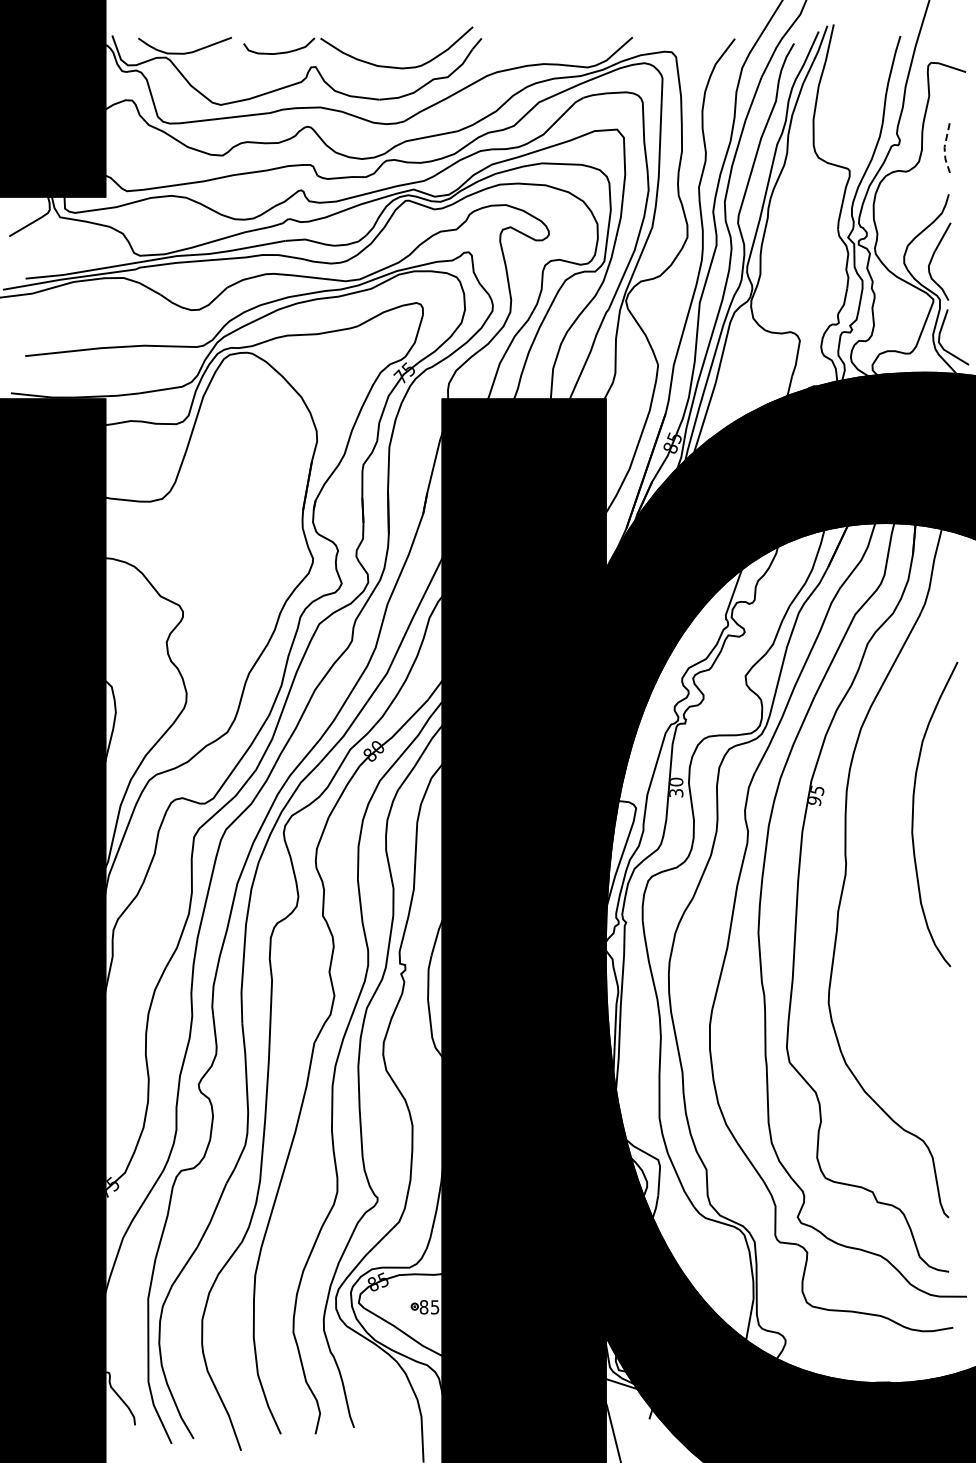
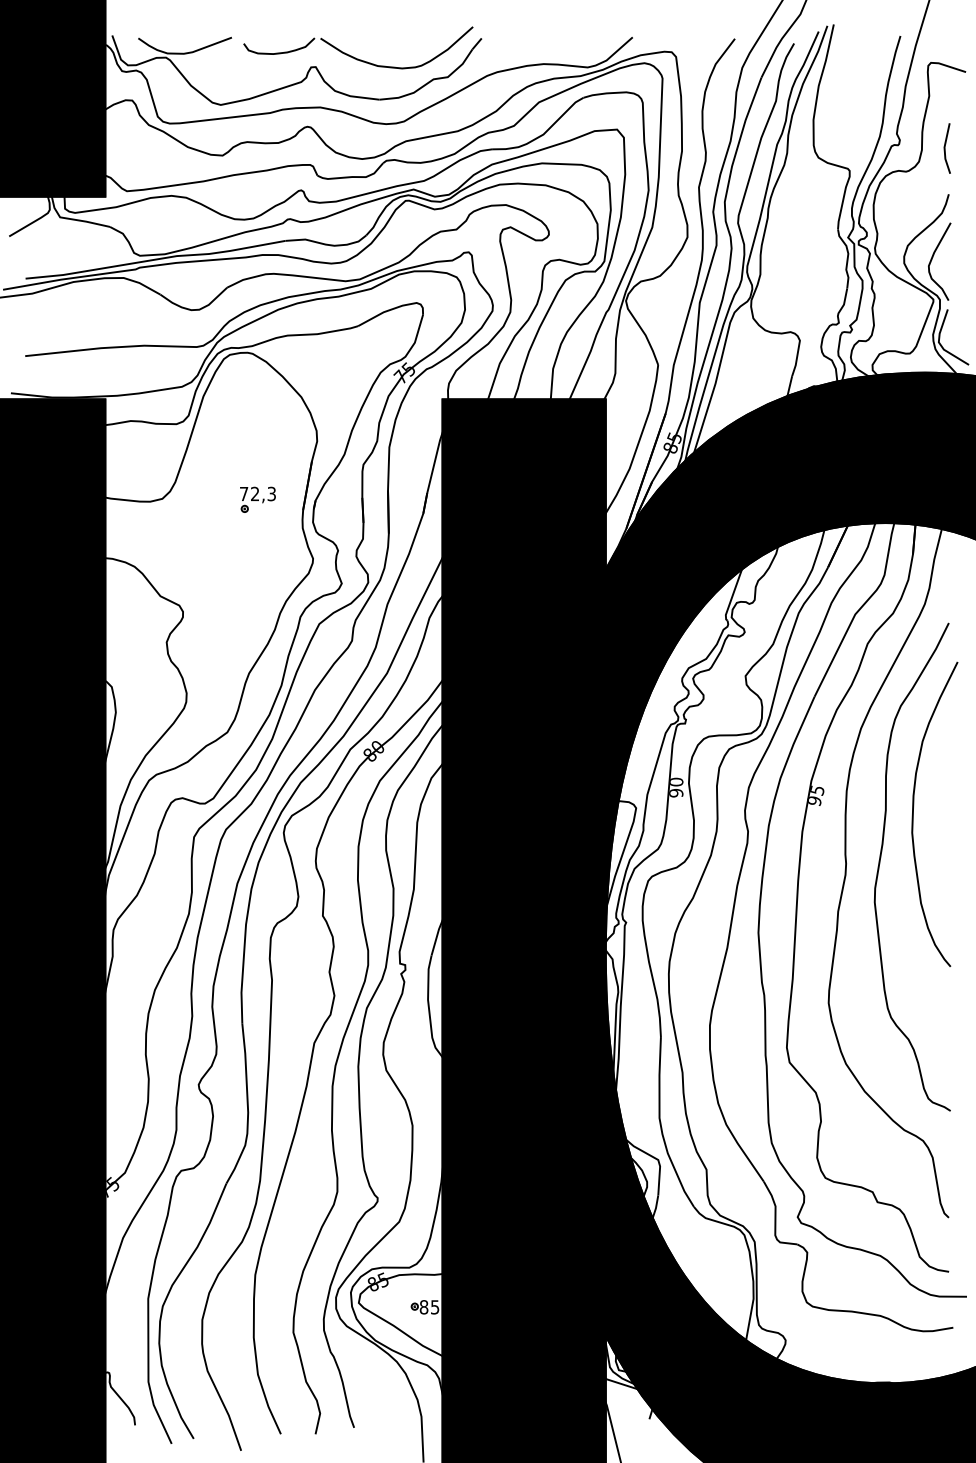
line: dashed -> solid (944, 149)
part: none -> present (257, 499)
text: 30 -> 90 (676, 793)
curve: none -> present (880, 863)
